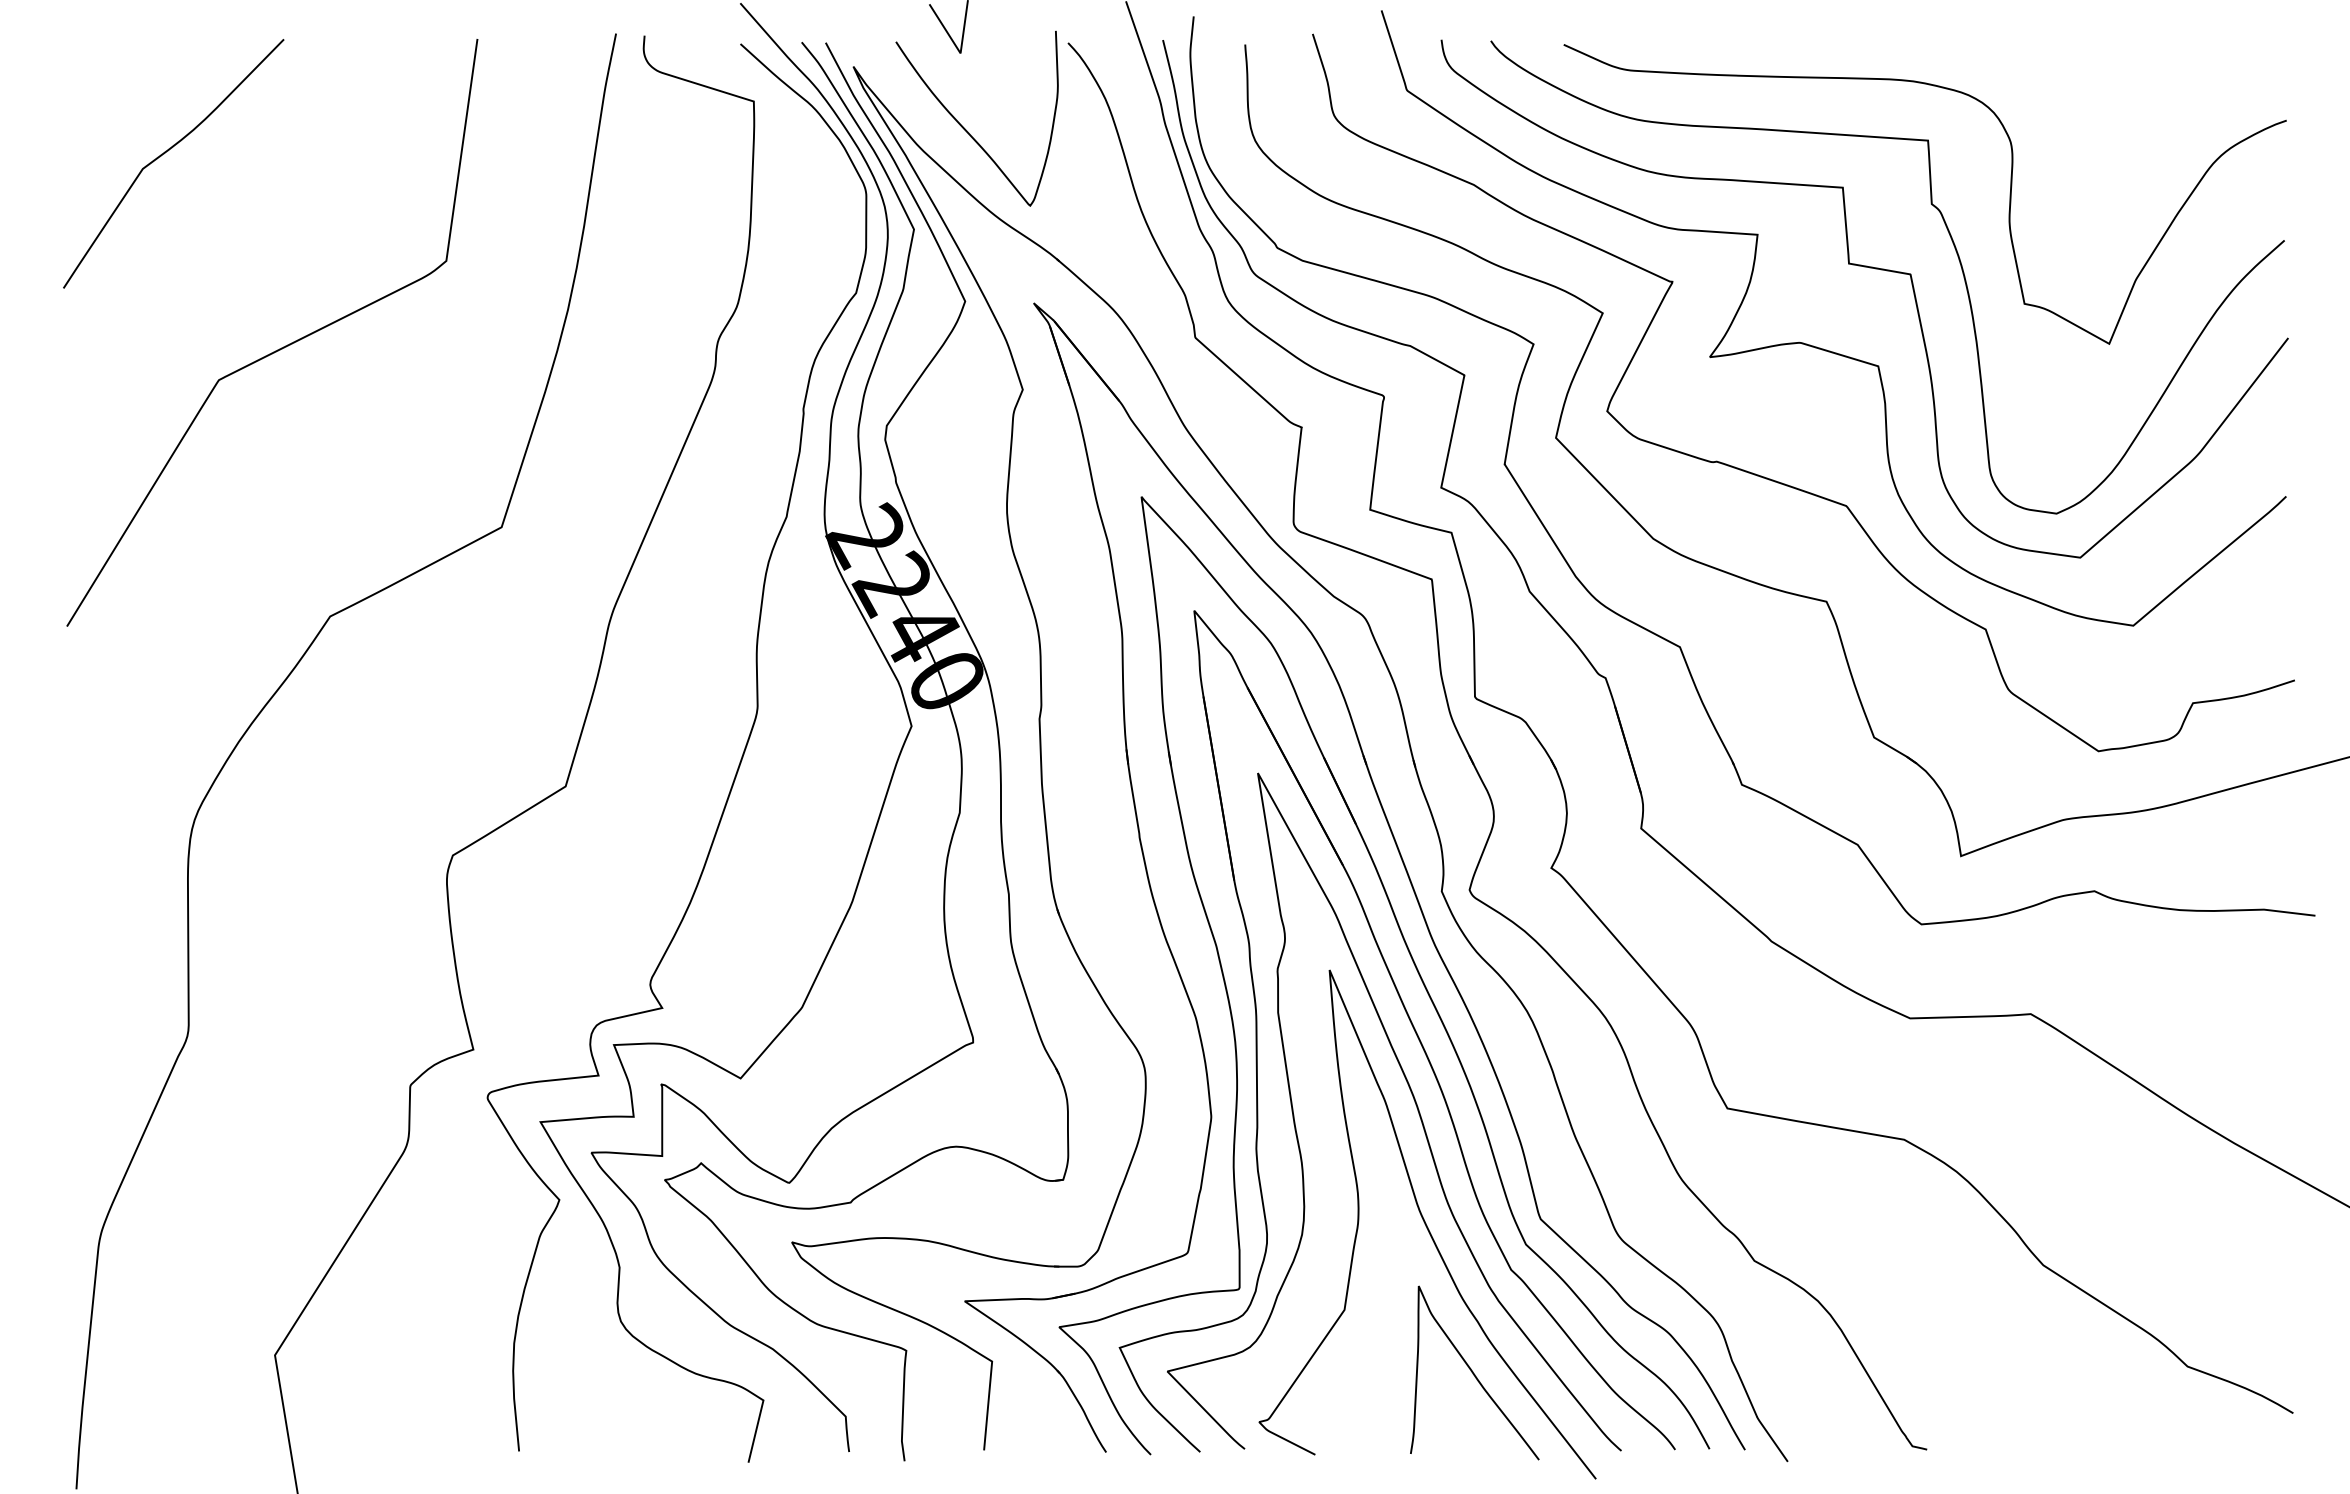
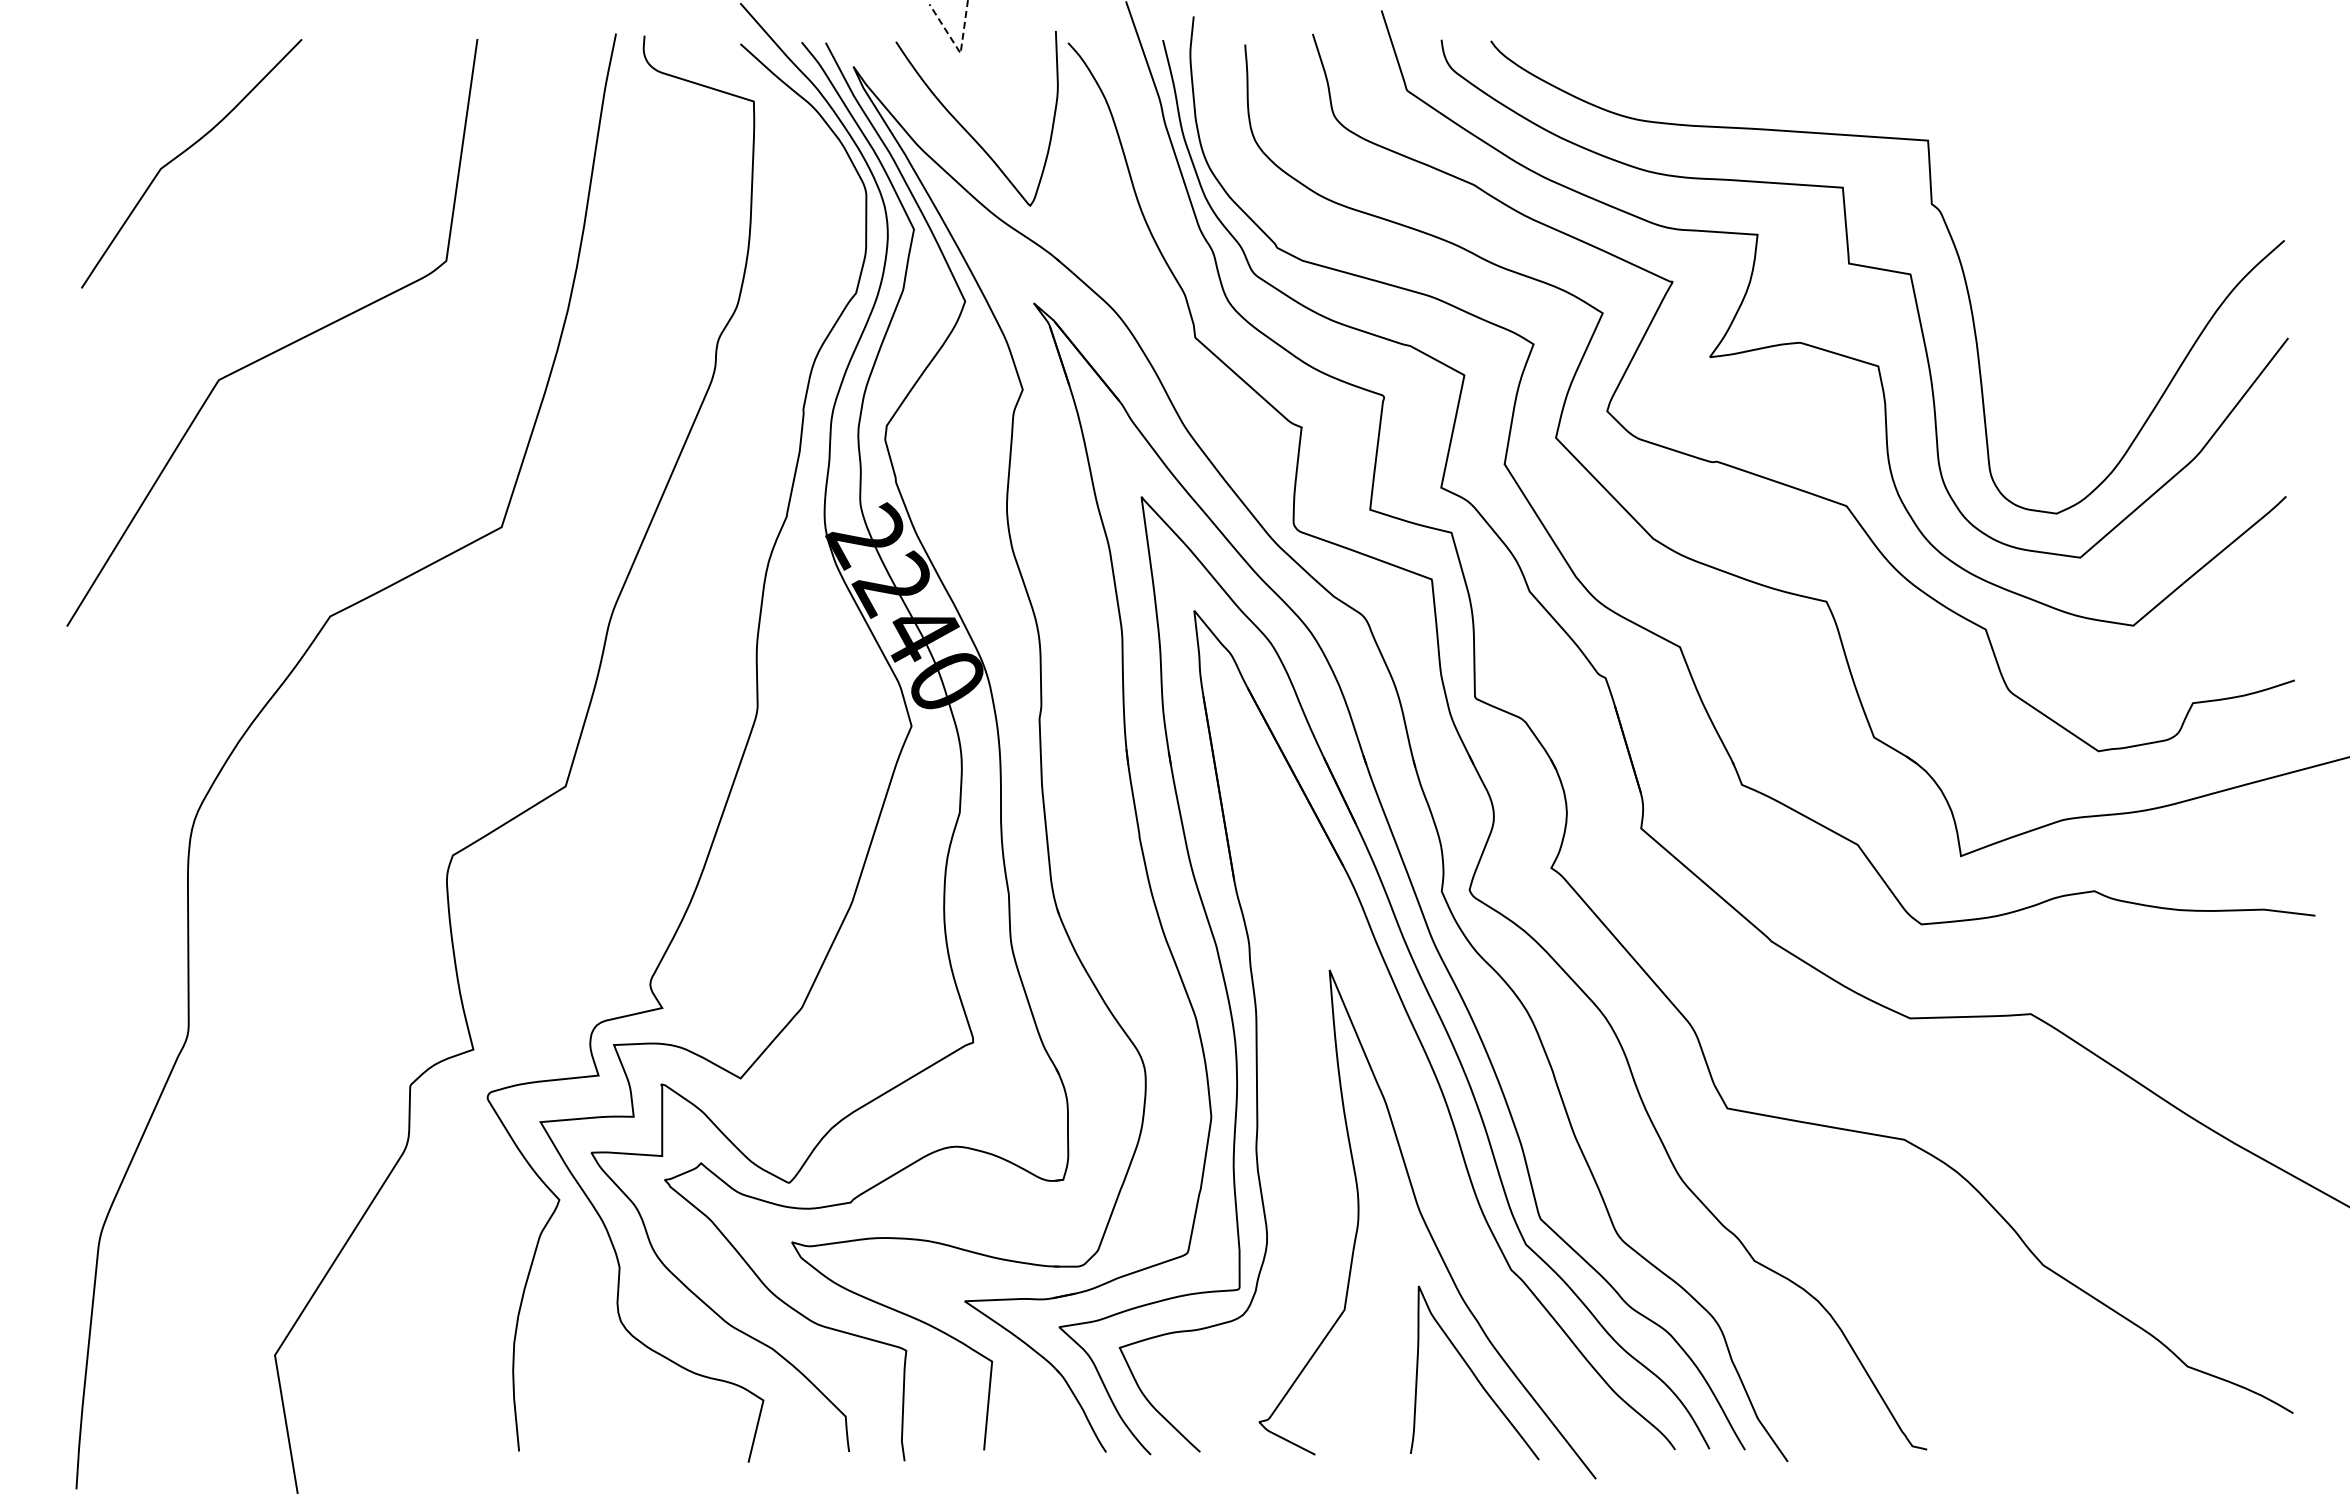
line: solid -> dashed (959, 51)
curve position: (164, 154) -> (182, 154) (182, 154)
curve: present -> none (2009, 194)
curve: present -> none (1415, 1105)
